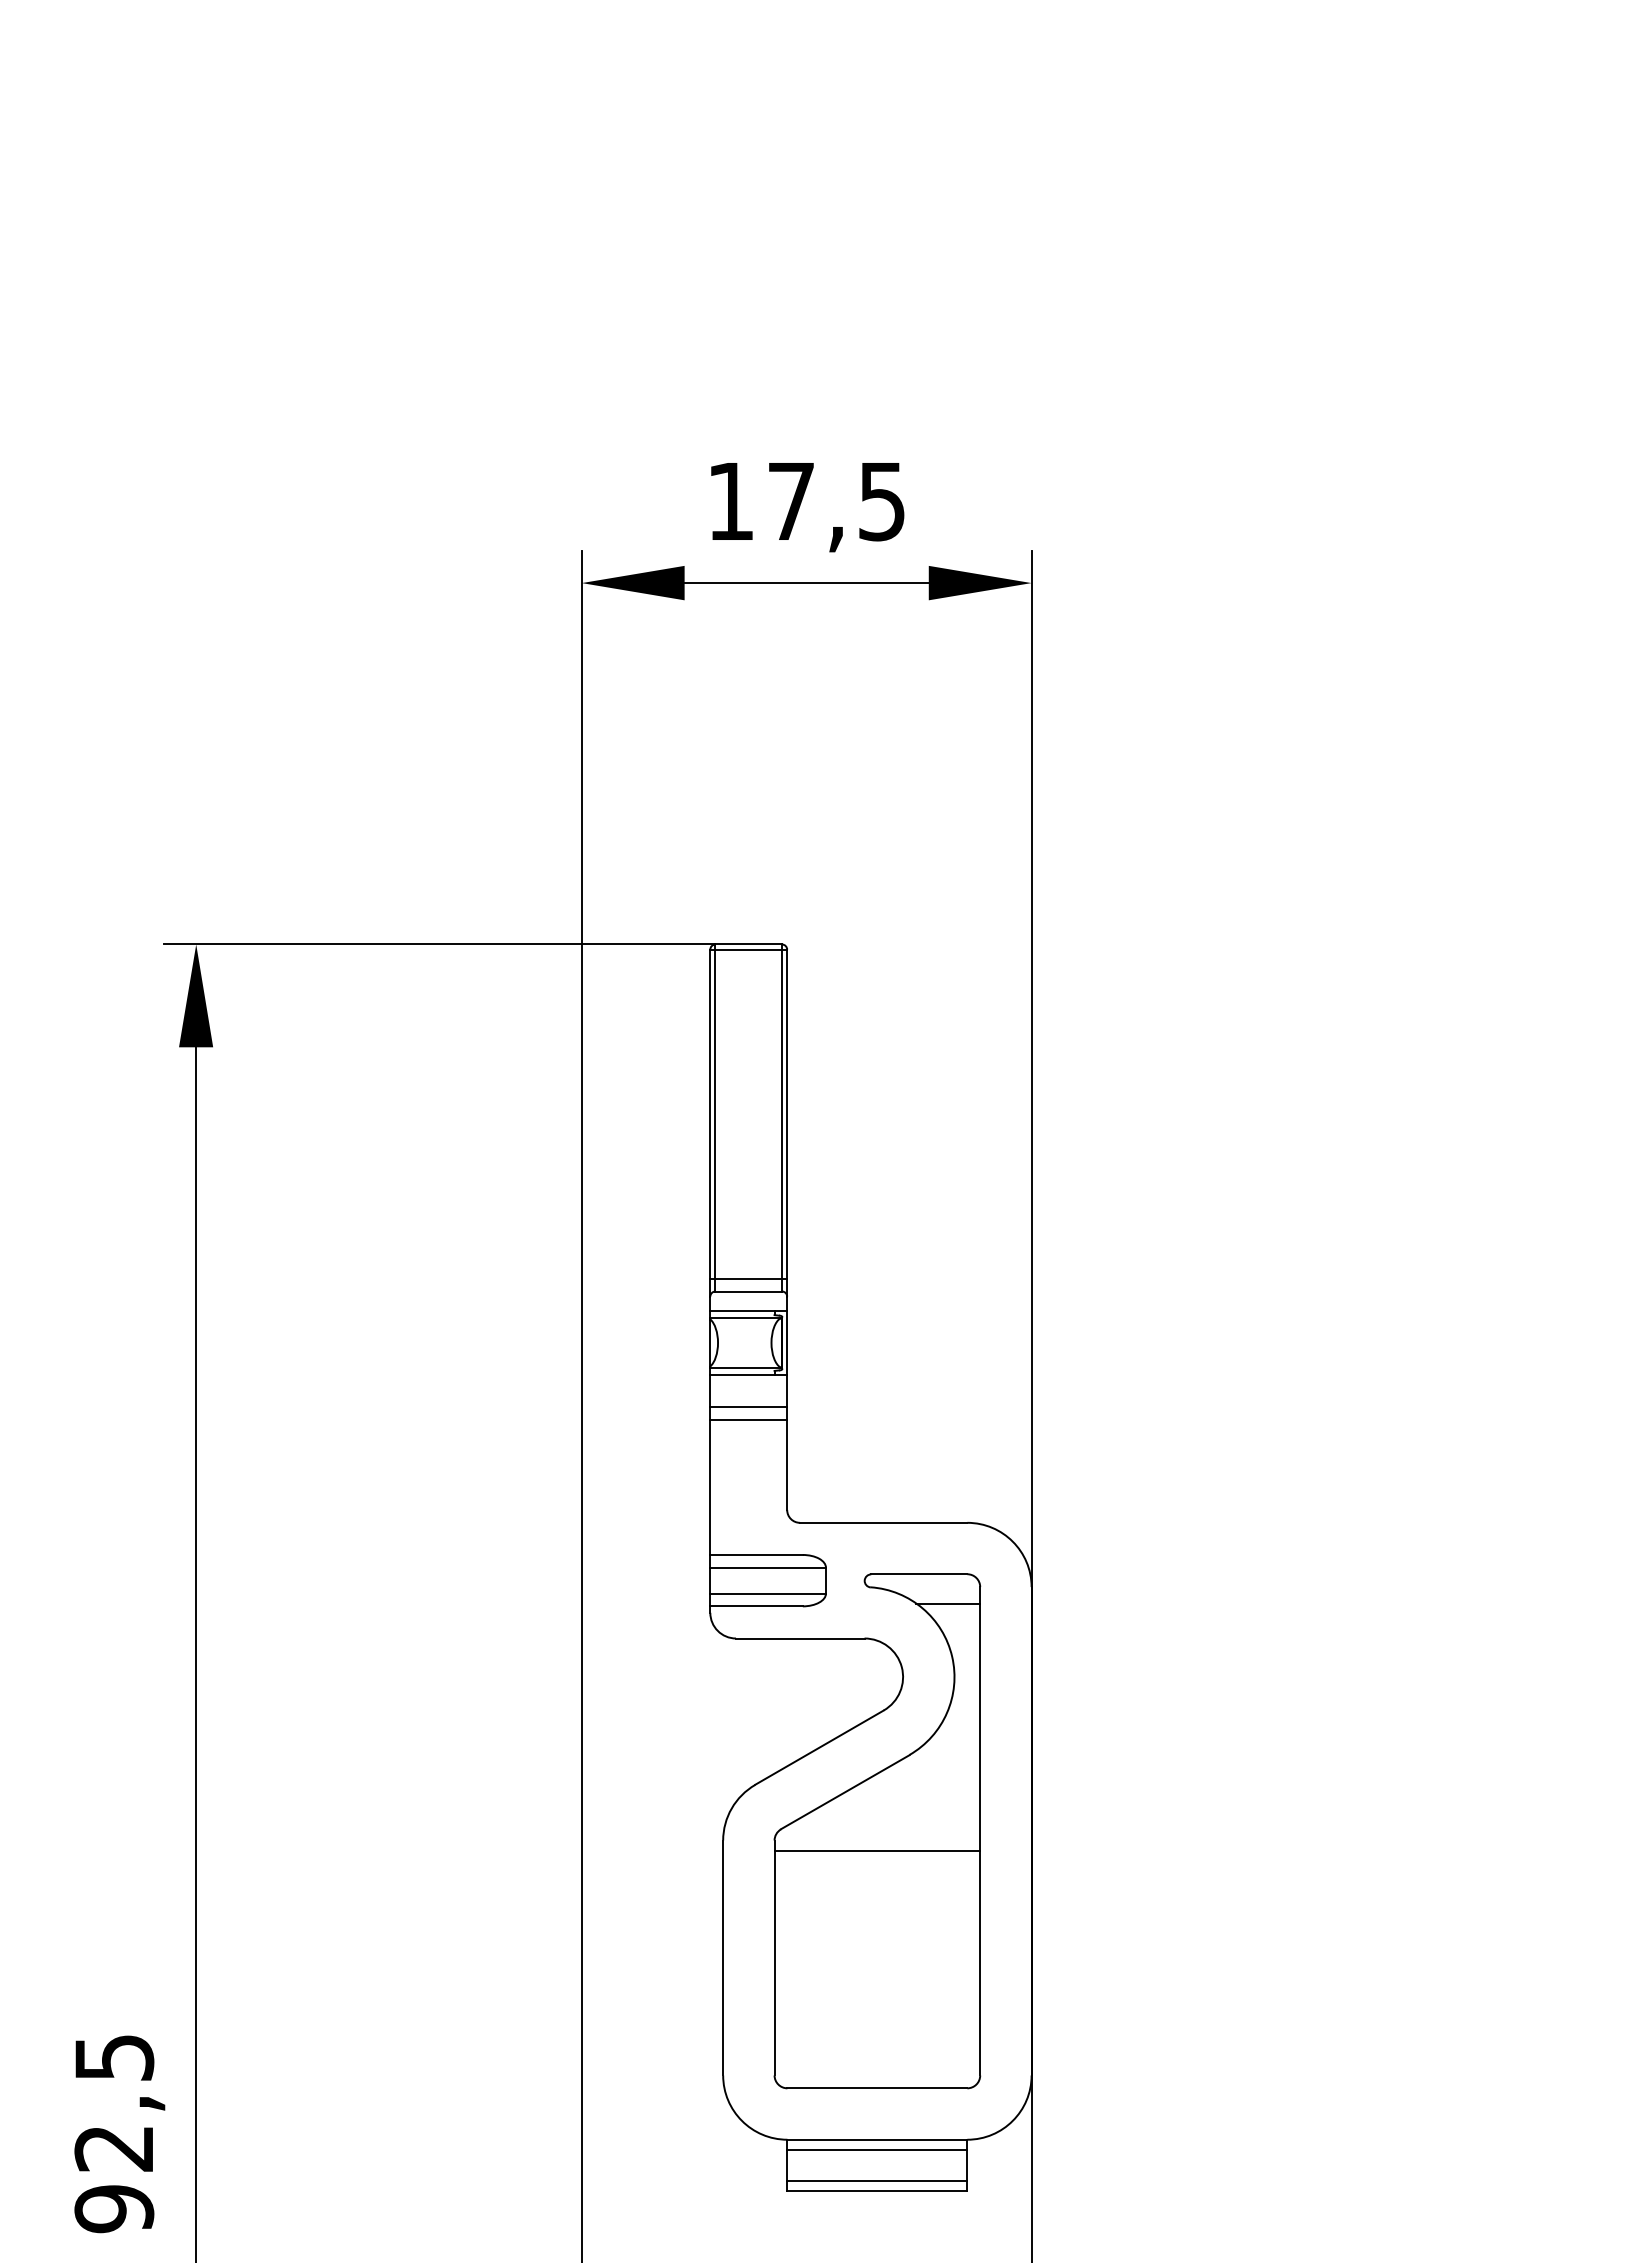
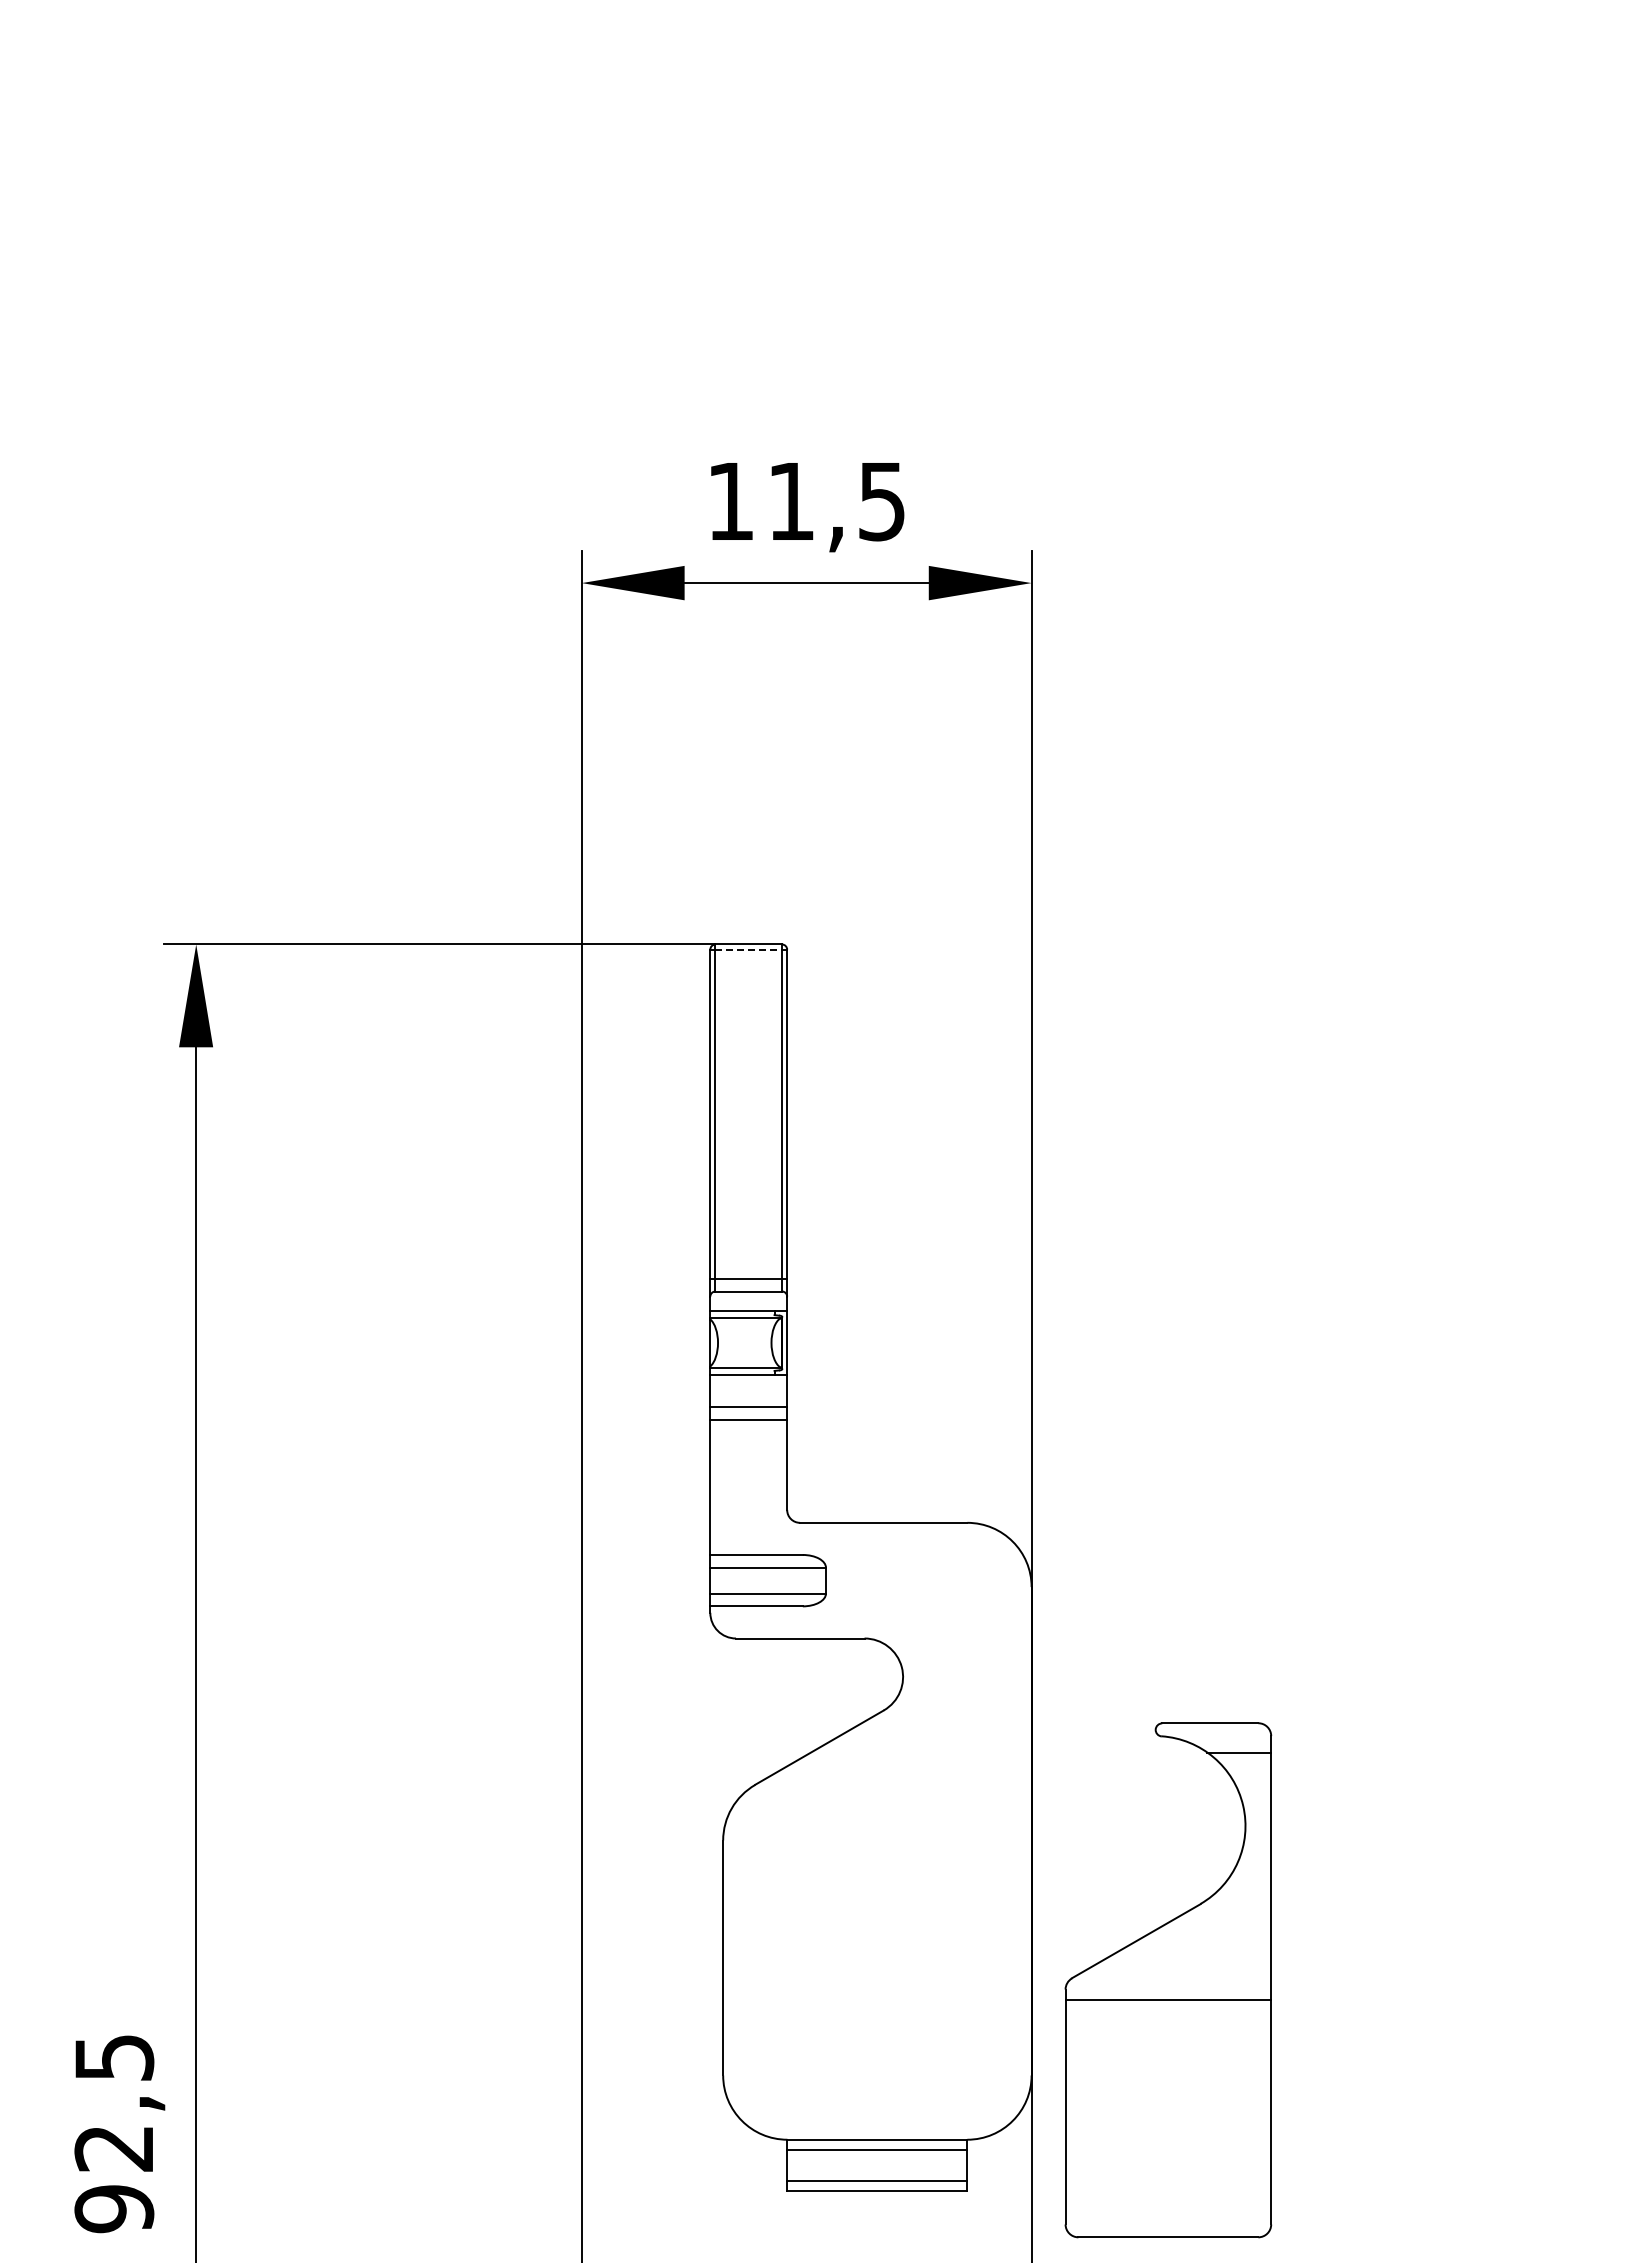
text: 17,5 -> 11,5 (791, 501)
line: solid -> dashed (749, 949)
part position: (877, 1831) -> (1168, 1980) (1168, 1980)
